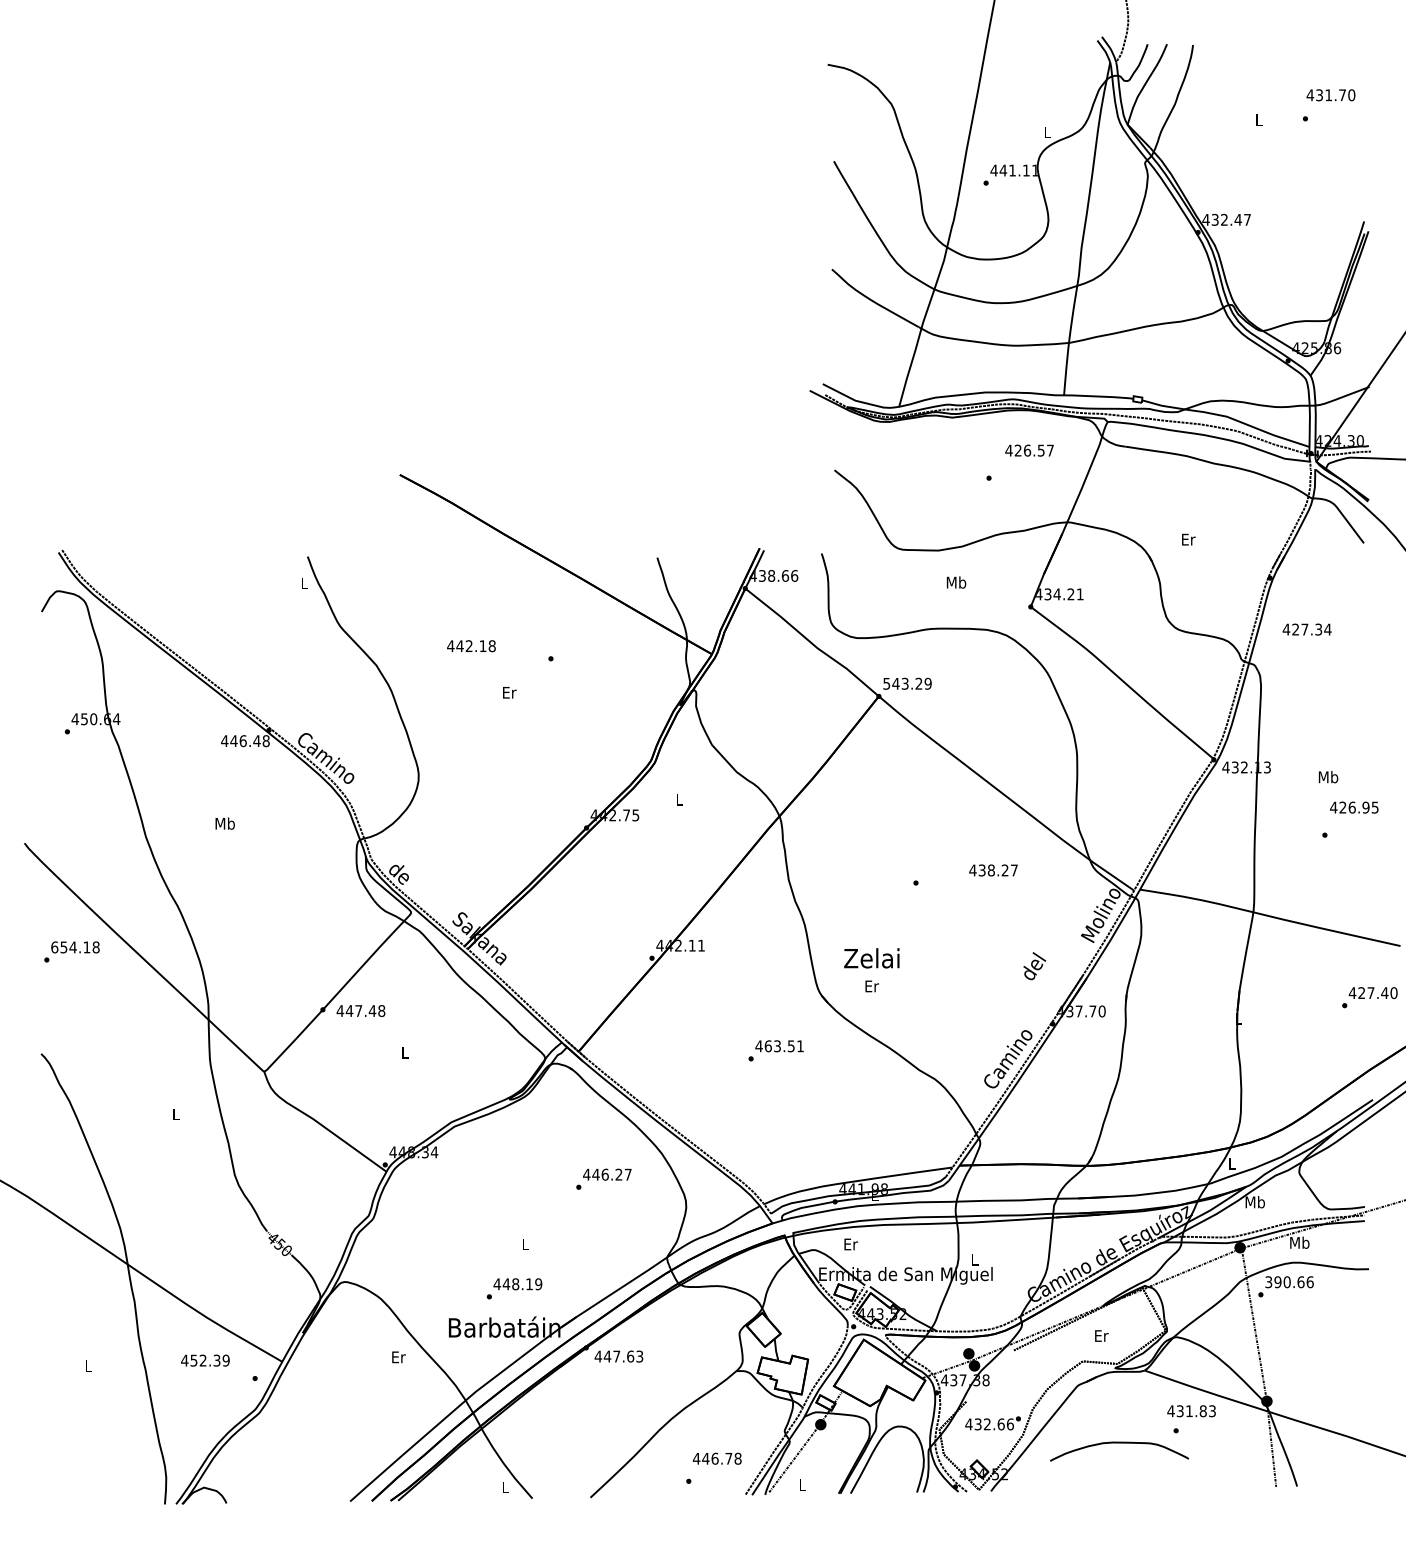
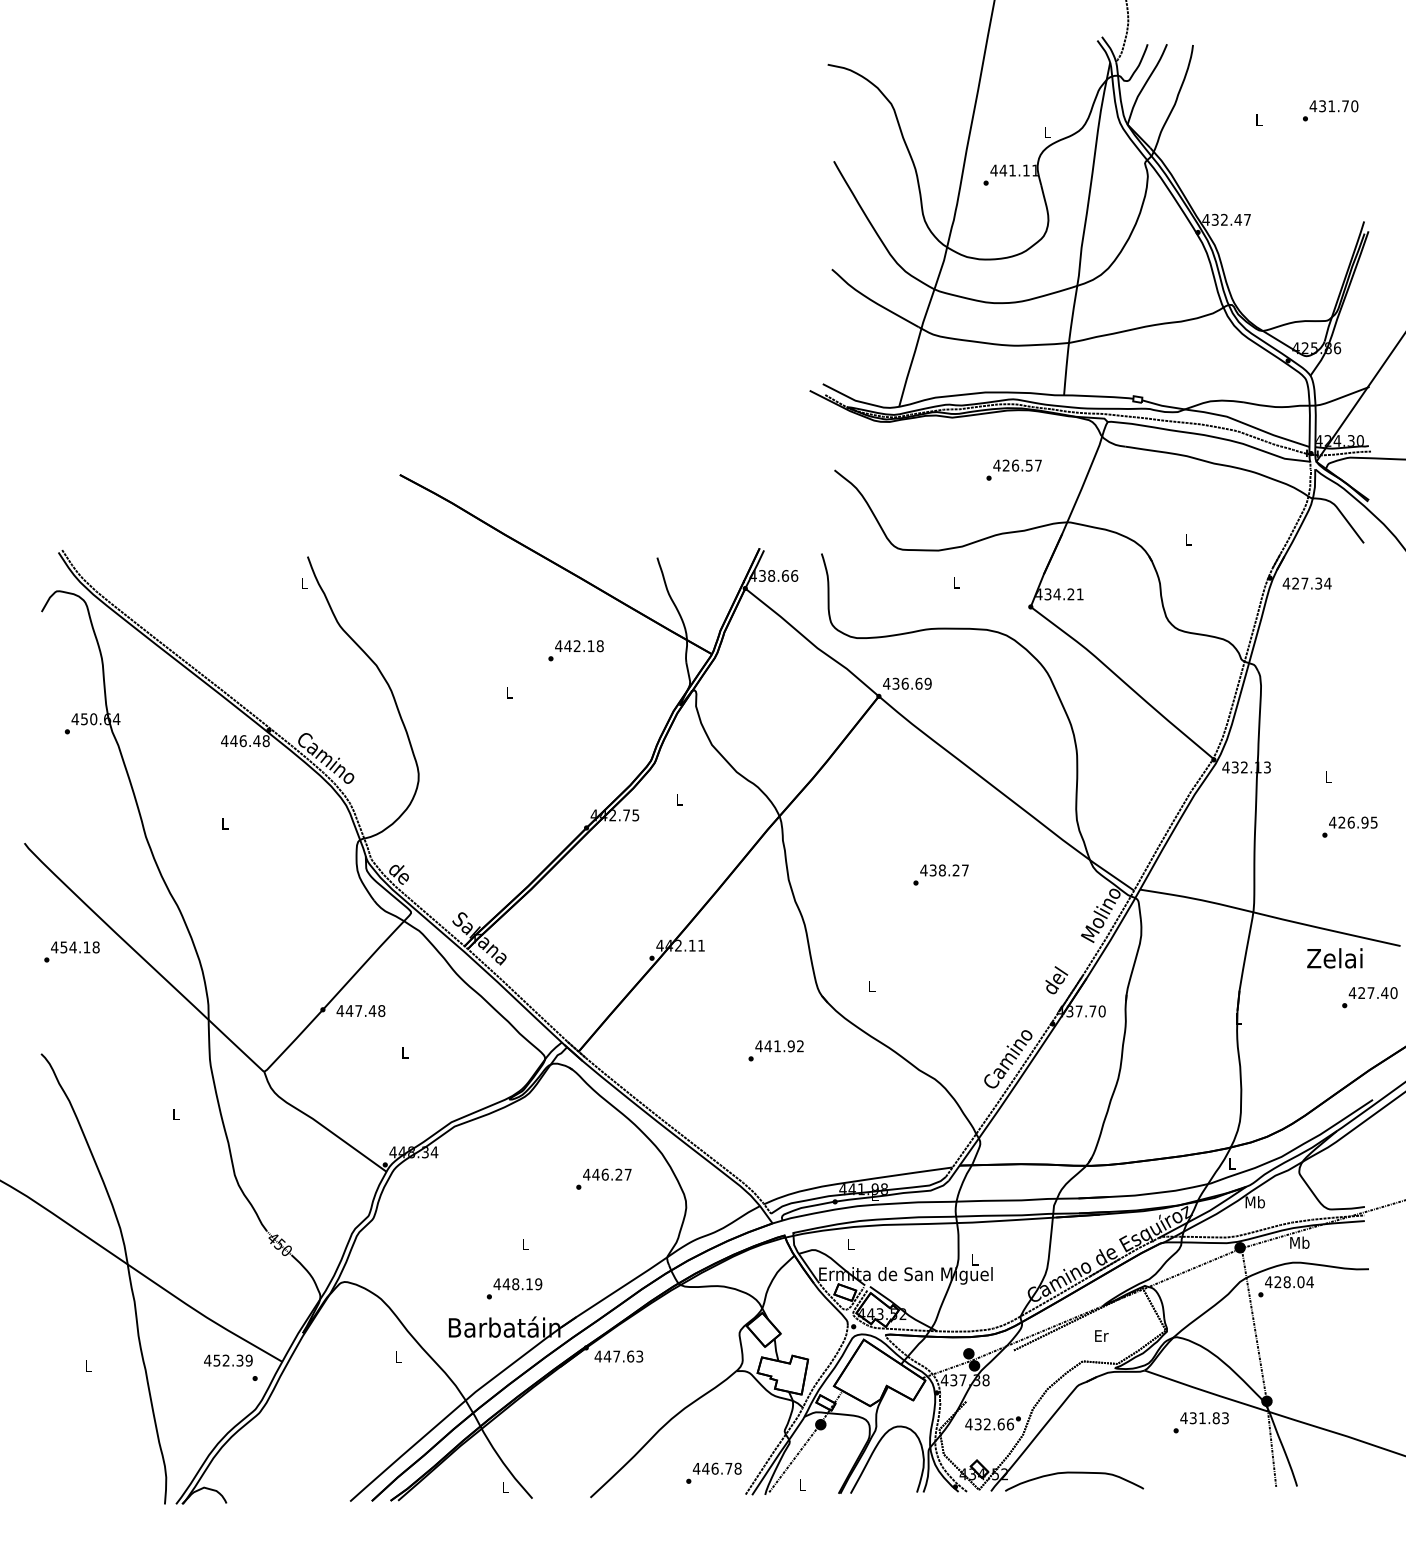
text position: (1330, 95) -> (1333, 106) (1333, 106)
text position: (1029, 450) -> (1017, 465) (1017, 465)
text: Er -> L (1188, 539)
text: Mb -> L (956, 582)
text position: (1306, 629) -> (1306, 583) (1306, 583)
text position: (471, 646) -> (579, 646) (579, 646)
text: 543.29 -> 436.69 (902, 683)
text: Er -> L (509, 692)
text: Mb -> L (1328, 777)
text position: (1354, 807) -> (1353, 822) (1353, 822)
text: Mb -> L (224, 823)
text position: (993, 870) -> (944, 870) (944, 870)
text: 654.18 -> 454.18 (54, 947)
text position: (871, 958) -> (1334, 958) (1334, 958)
text position: (1034, 966) -> (1056, 980) (1056, 980)
text: Er -> L (872, 986)
text: 463.51 -> 441.92 (783, 1046)
text: Er -> L (850, 1244)
text: 390.66 -> 428.04 (1289, 1282)
text: Er -> L (398, 1357)
text position: (205, 1360) -> (228, 1360) (228, 1360)
text position: (1191, 1411) -> (1204, 1418) (1204, 1418)
curve position: (1119, 1443) -> (1074, 1473) (1074, 1473)
text position: (716, 1458) -> (716, 1468) (716, 1468)
